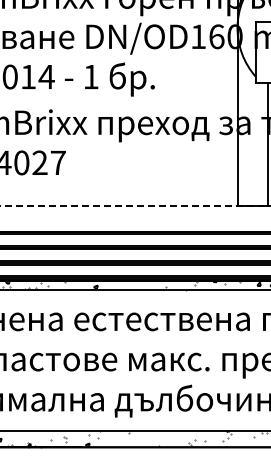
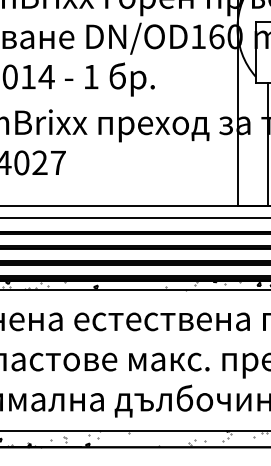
line: dashed -> solid (136, 205)
line: none -> present (134, 217)
